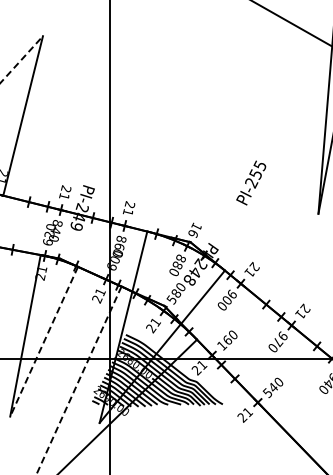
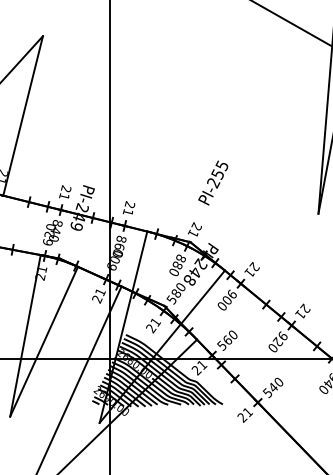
line: dashed -> solid (21, 59)
text position: (251, 182) -> (213, 182) (213, 182)
text: 16 -> 21 (194, 229)
line: dashed -> solid (43, 342)
text: 970 -> 920 (277, 342)
text: 160 -> 560 (222, 345)
line: dashed -> solid (78, 381)
